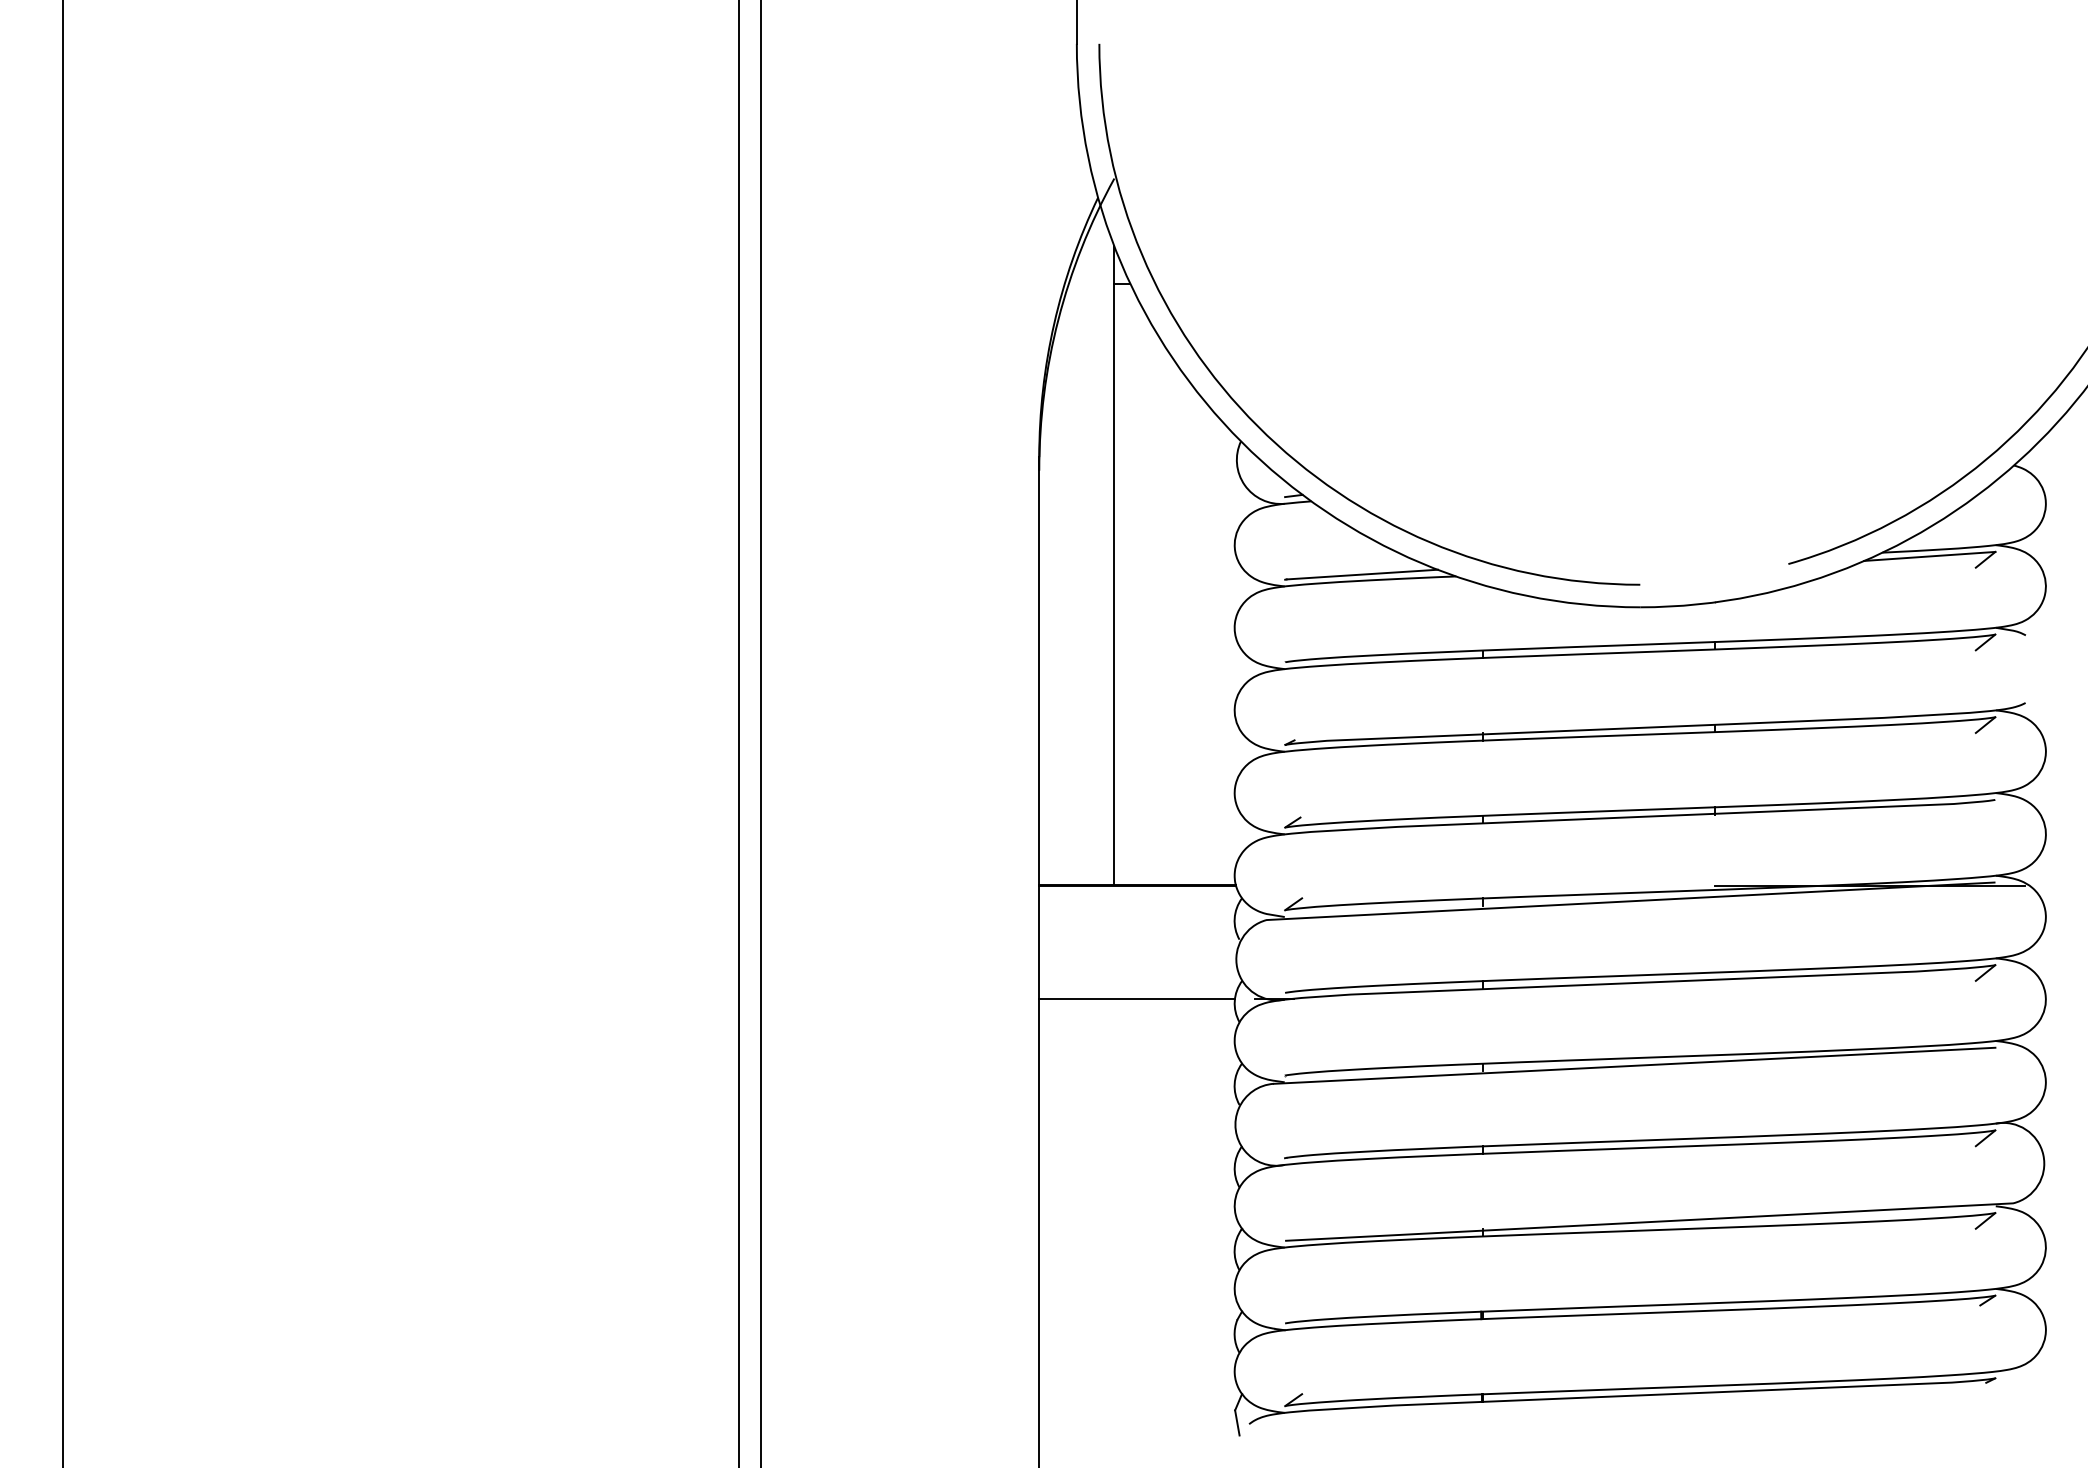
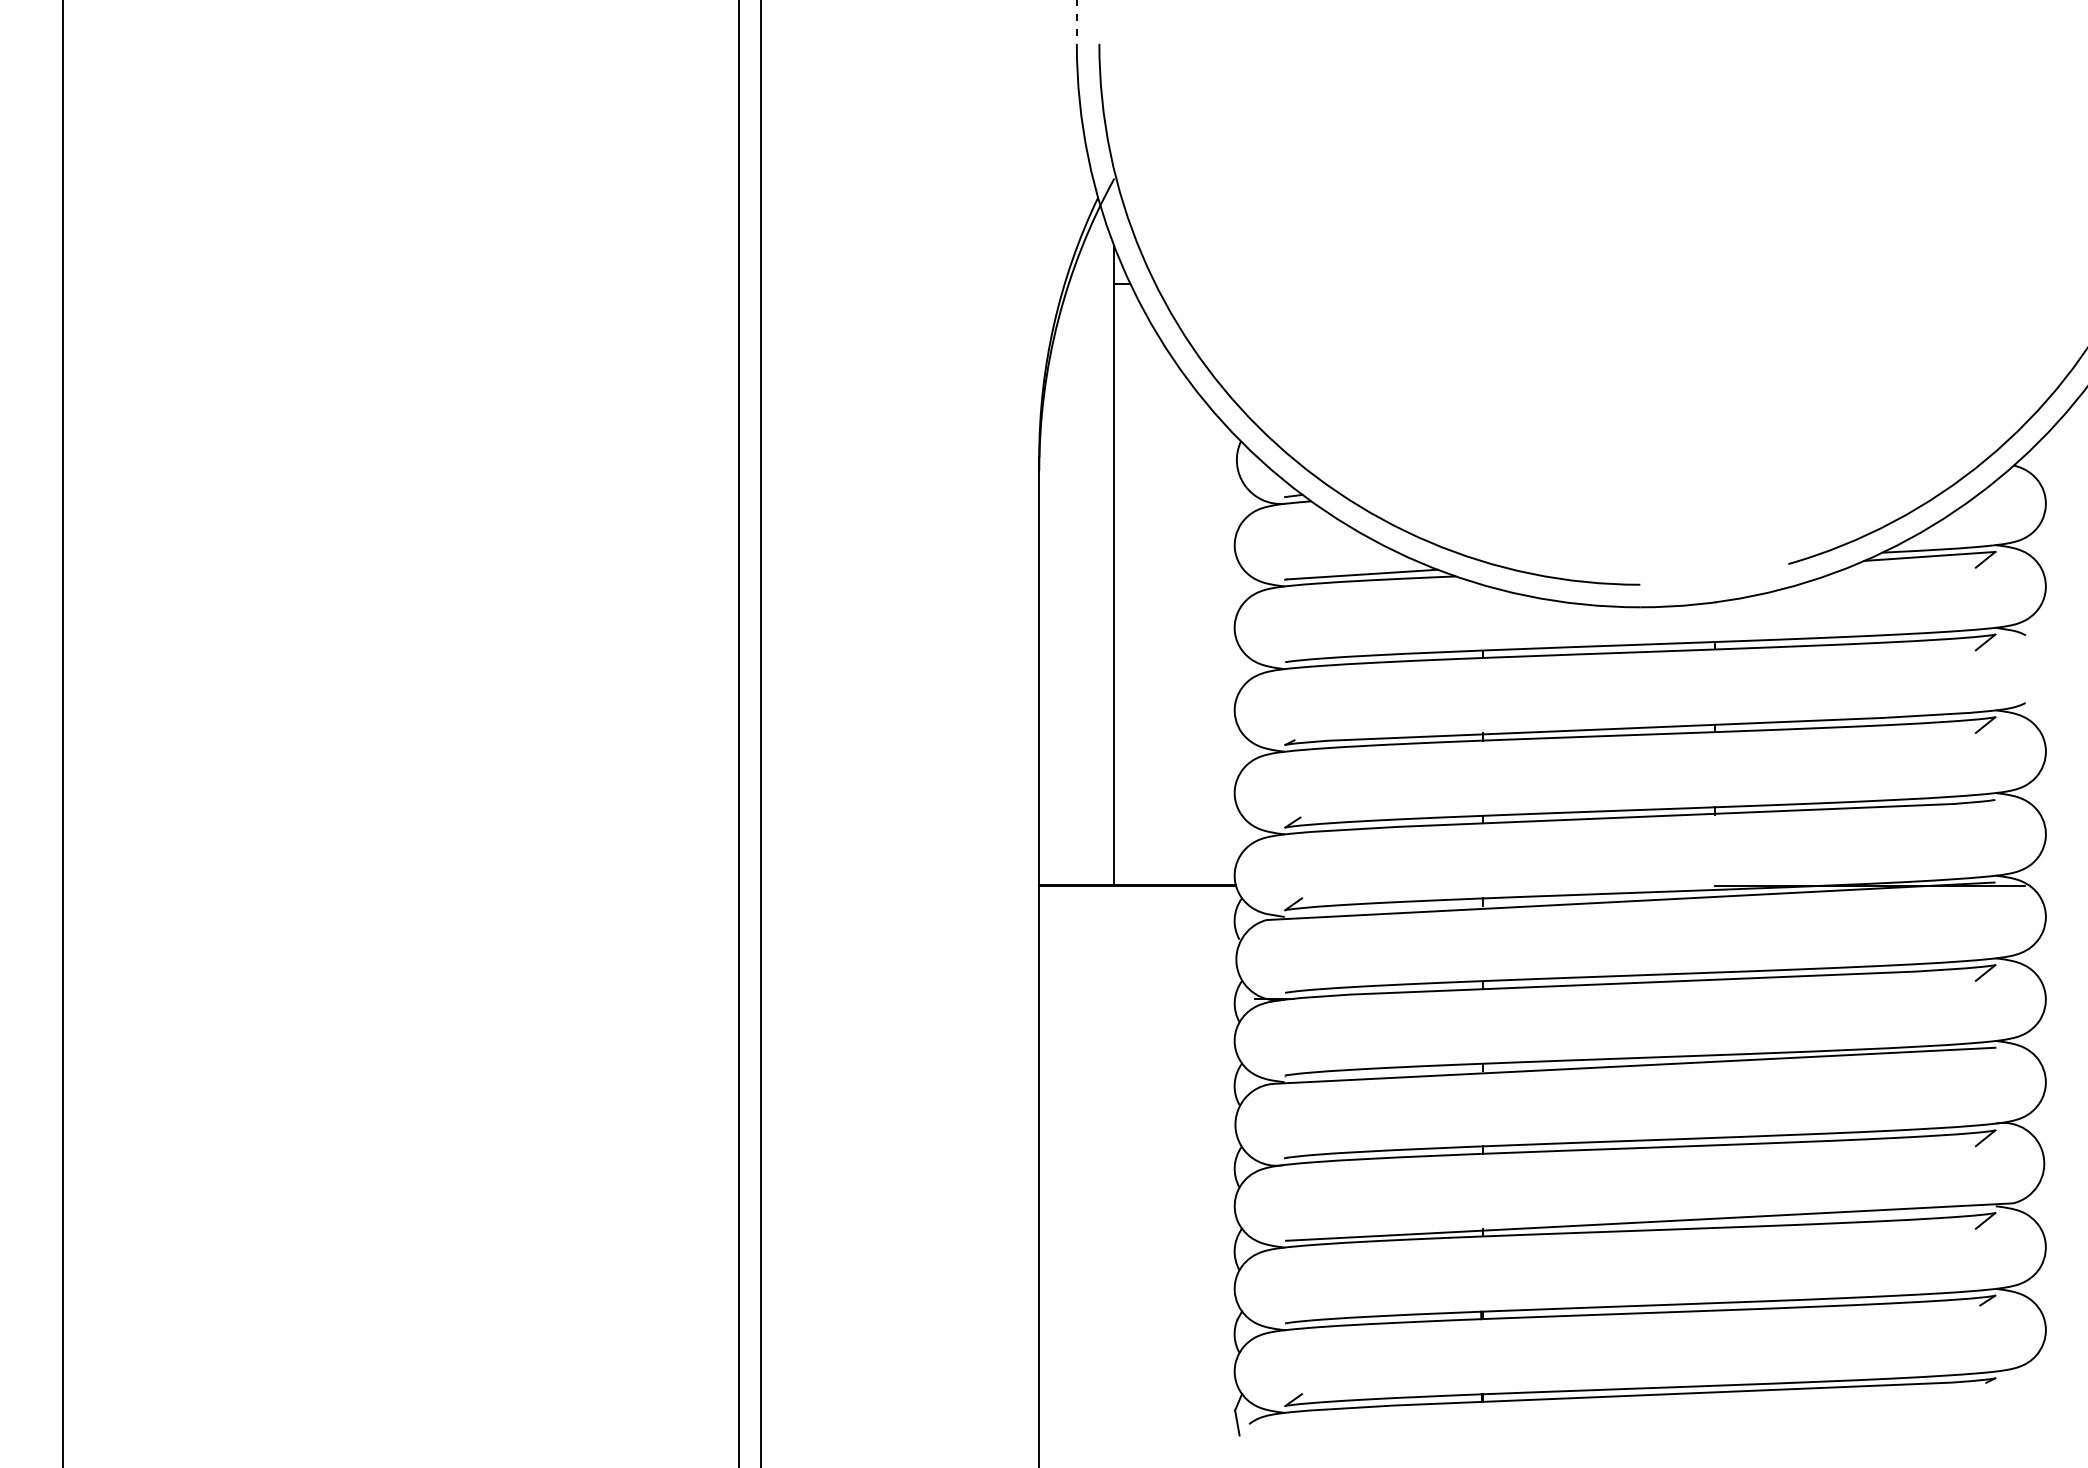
line: solid -> dashed (1076, 22)
line: present -> none (1136, 998)
